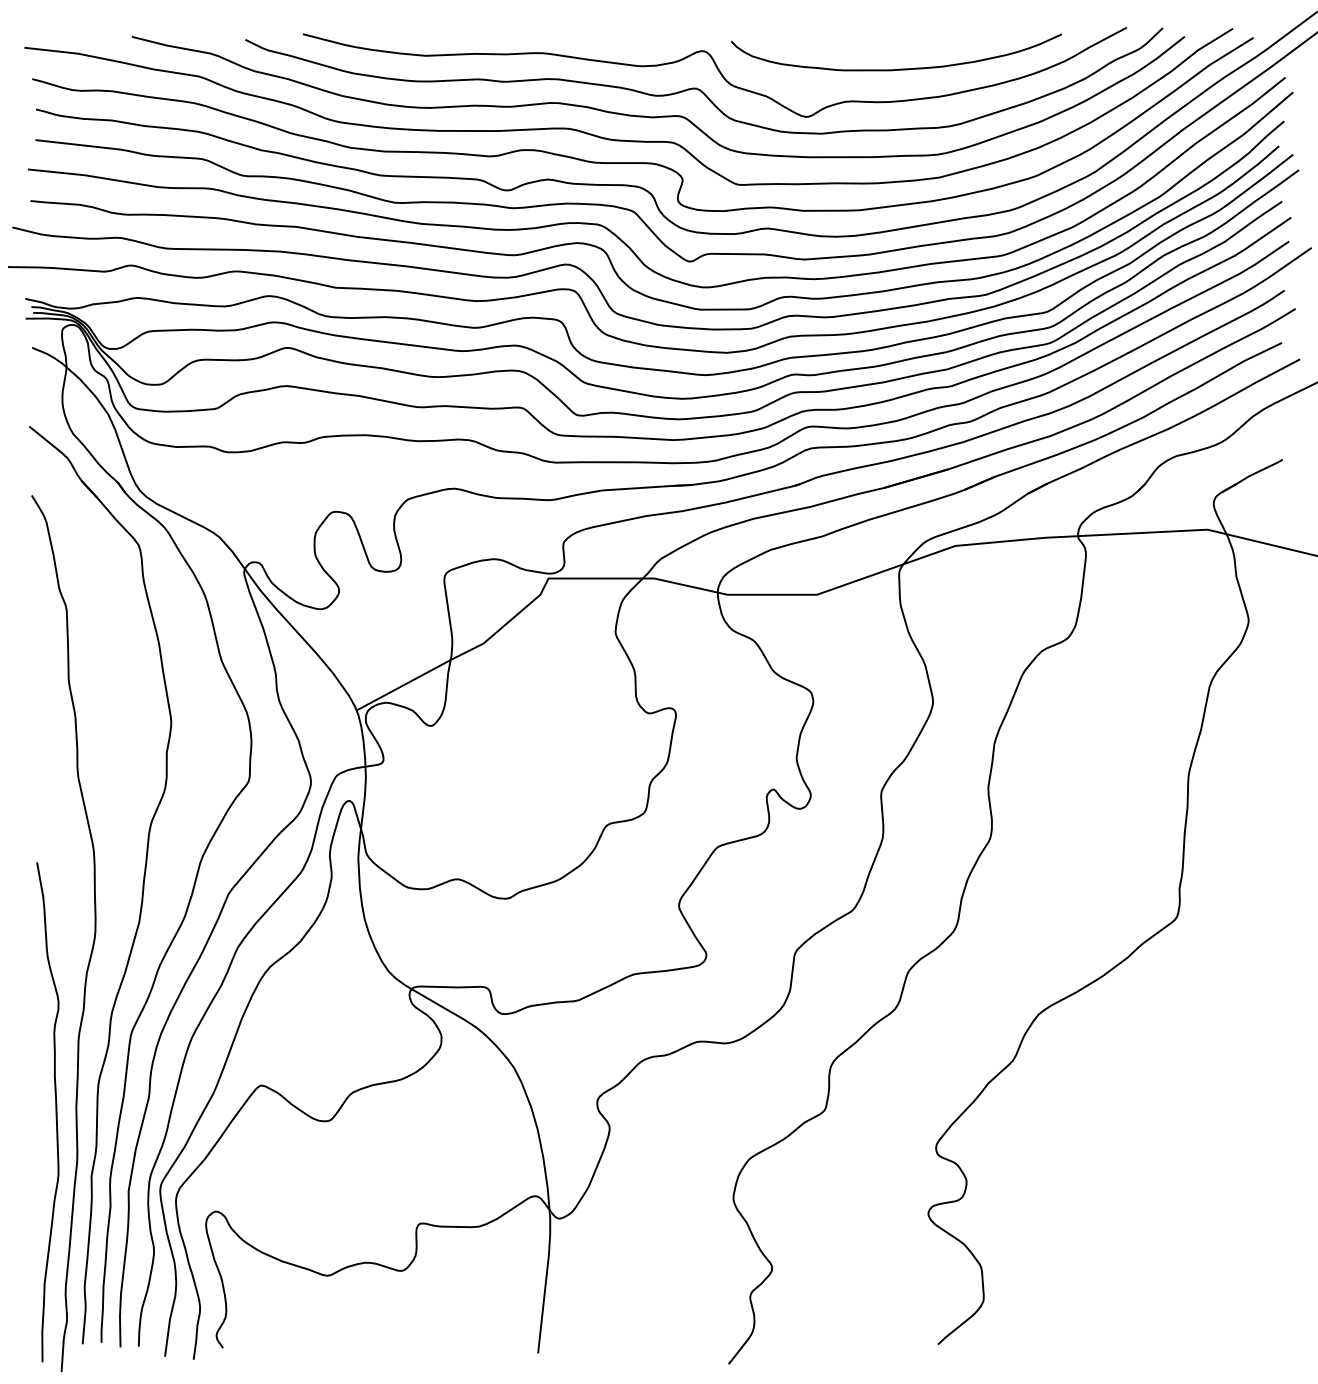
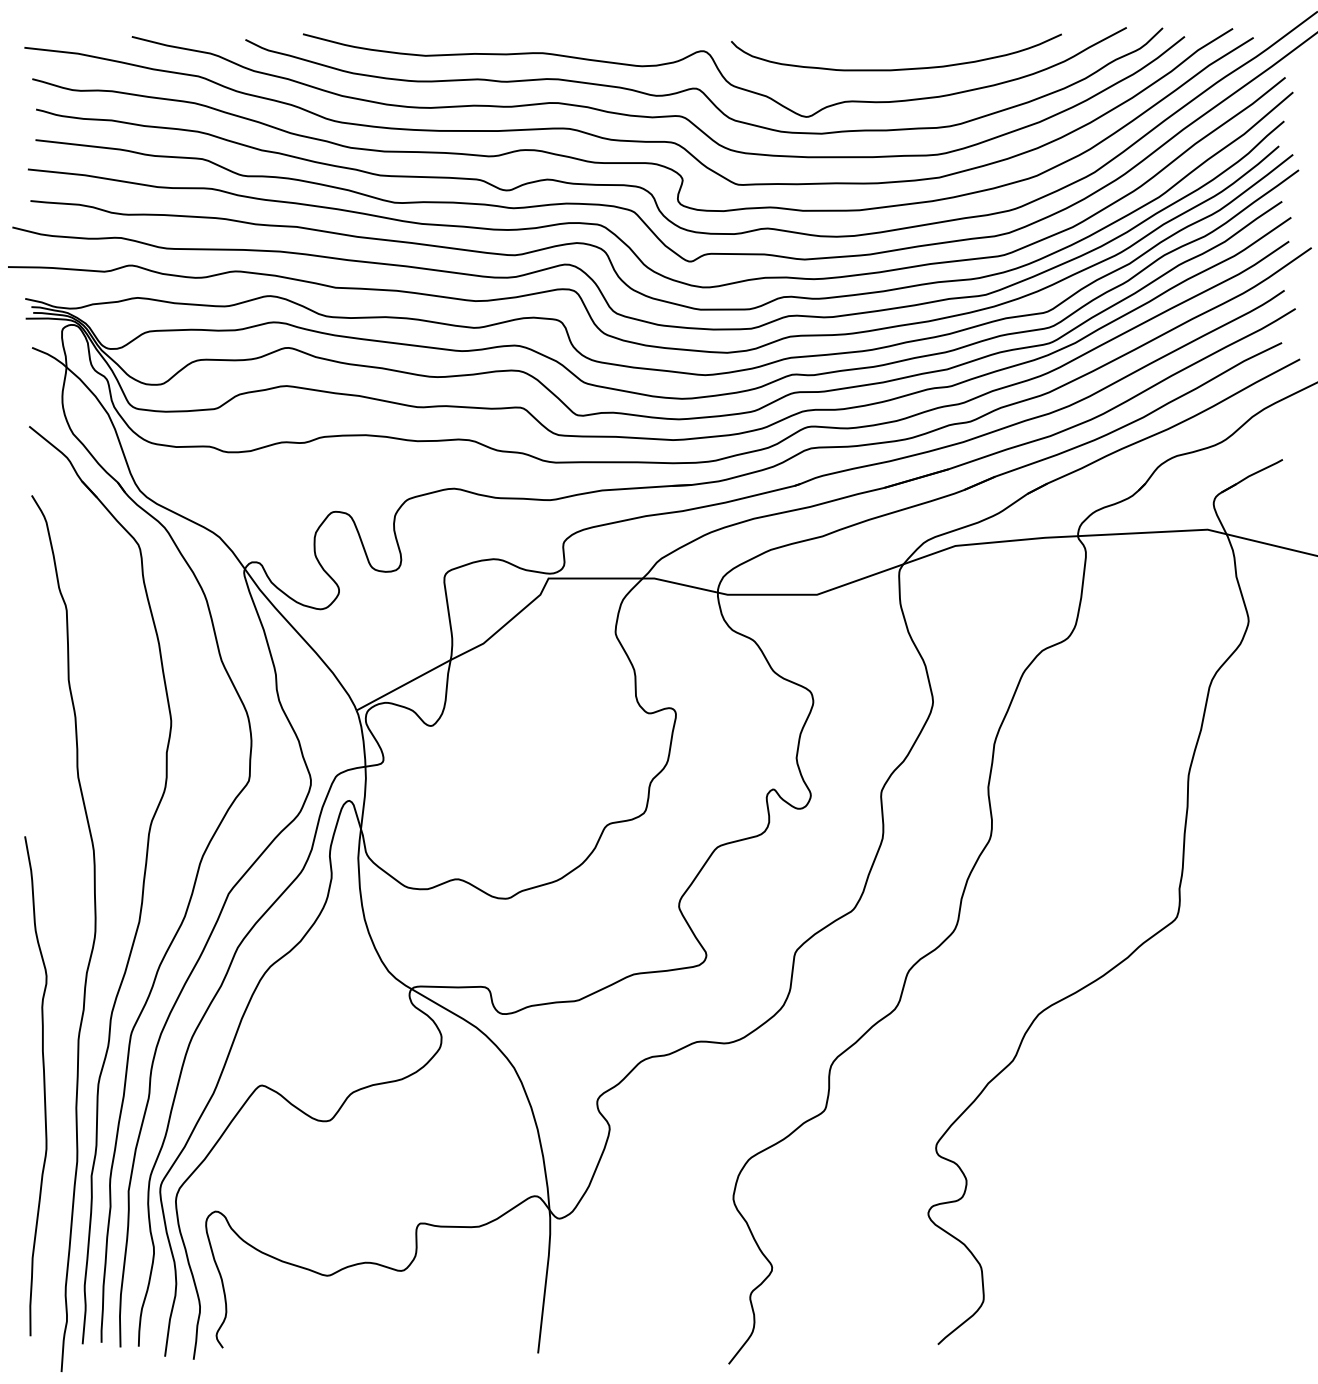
curve position: (55, 1112) -> (43, 1086) (43, 1086)
